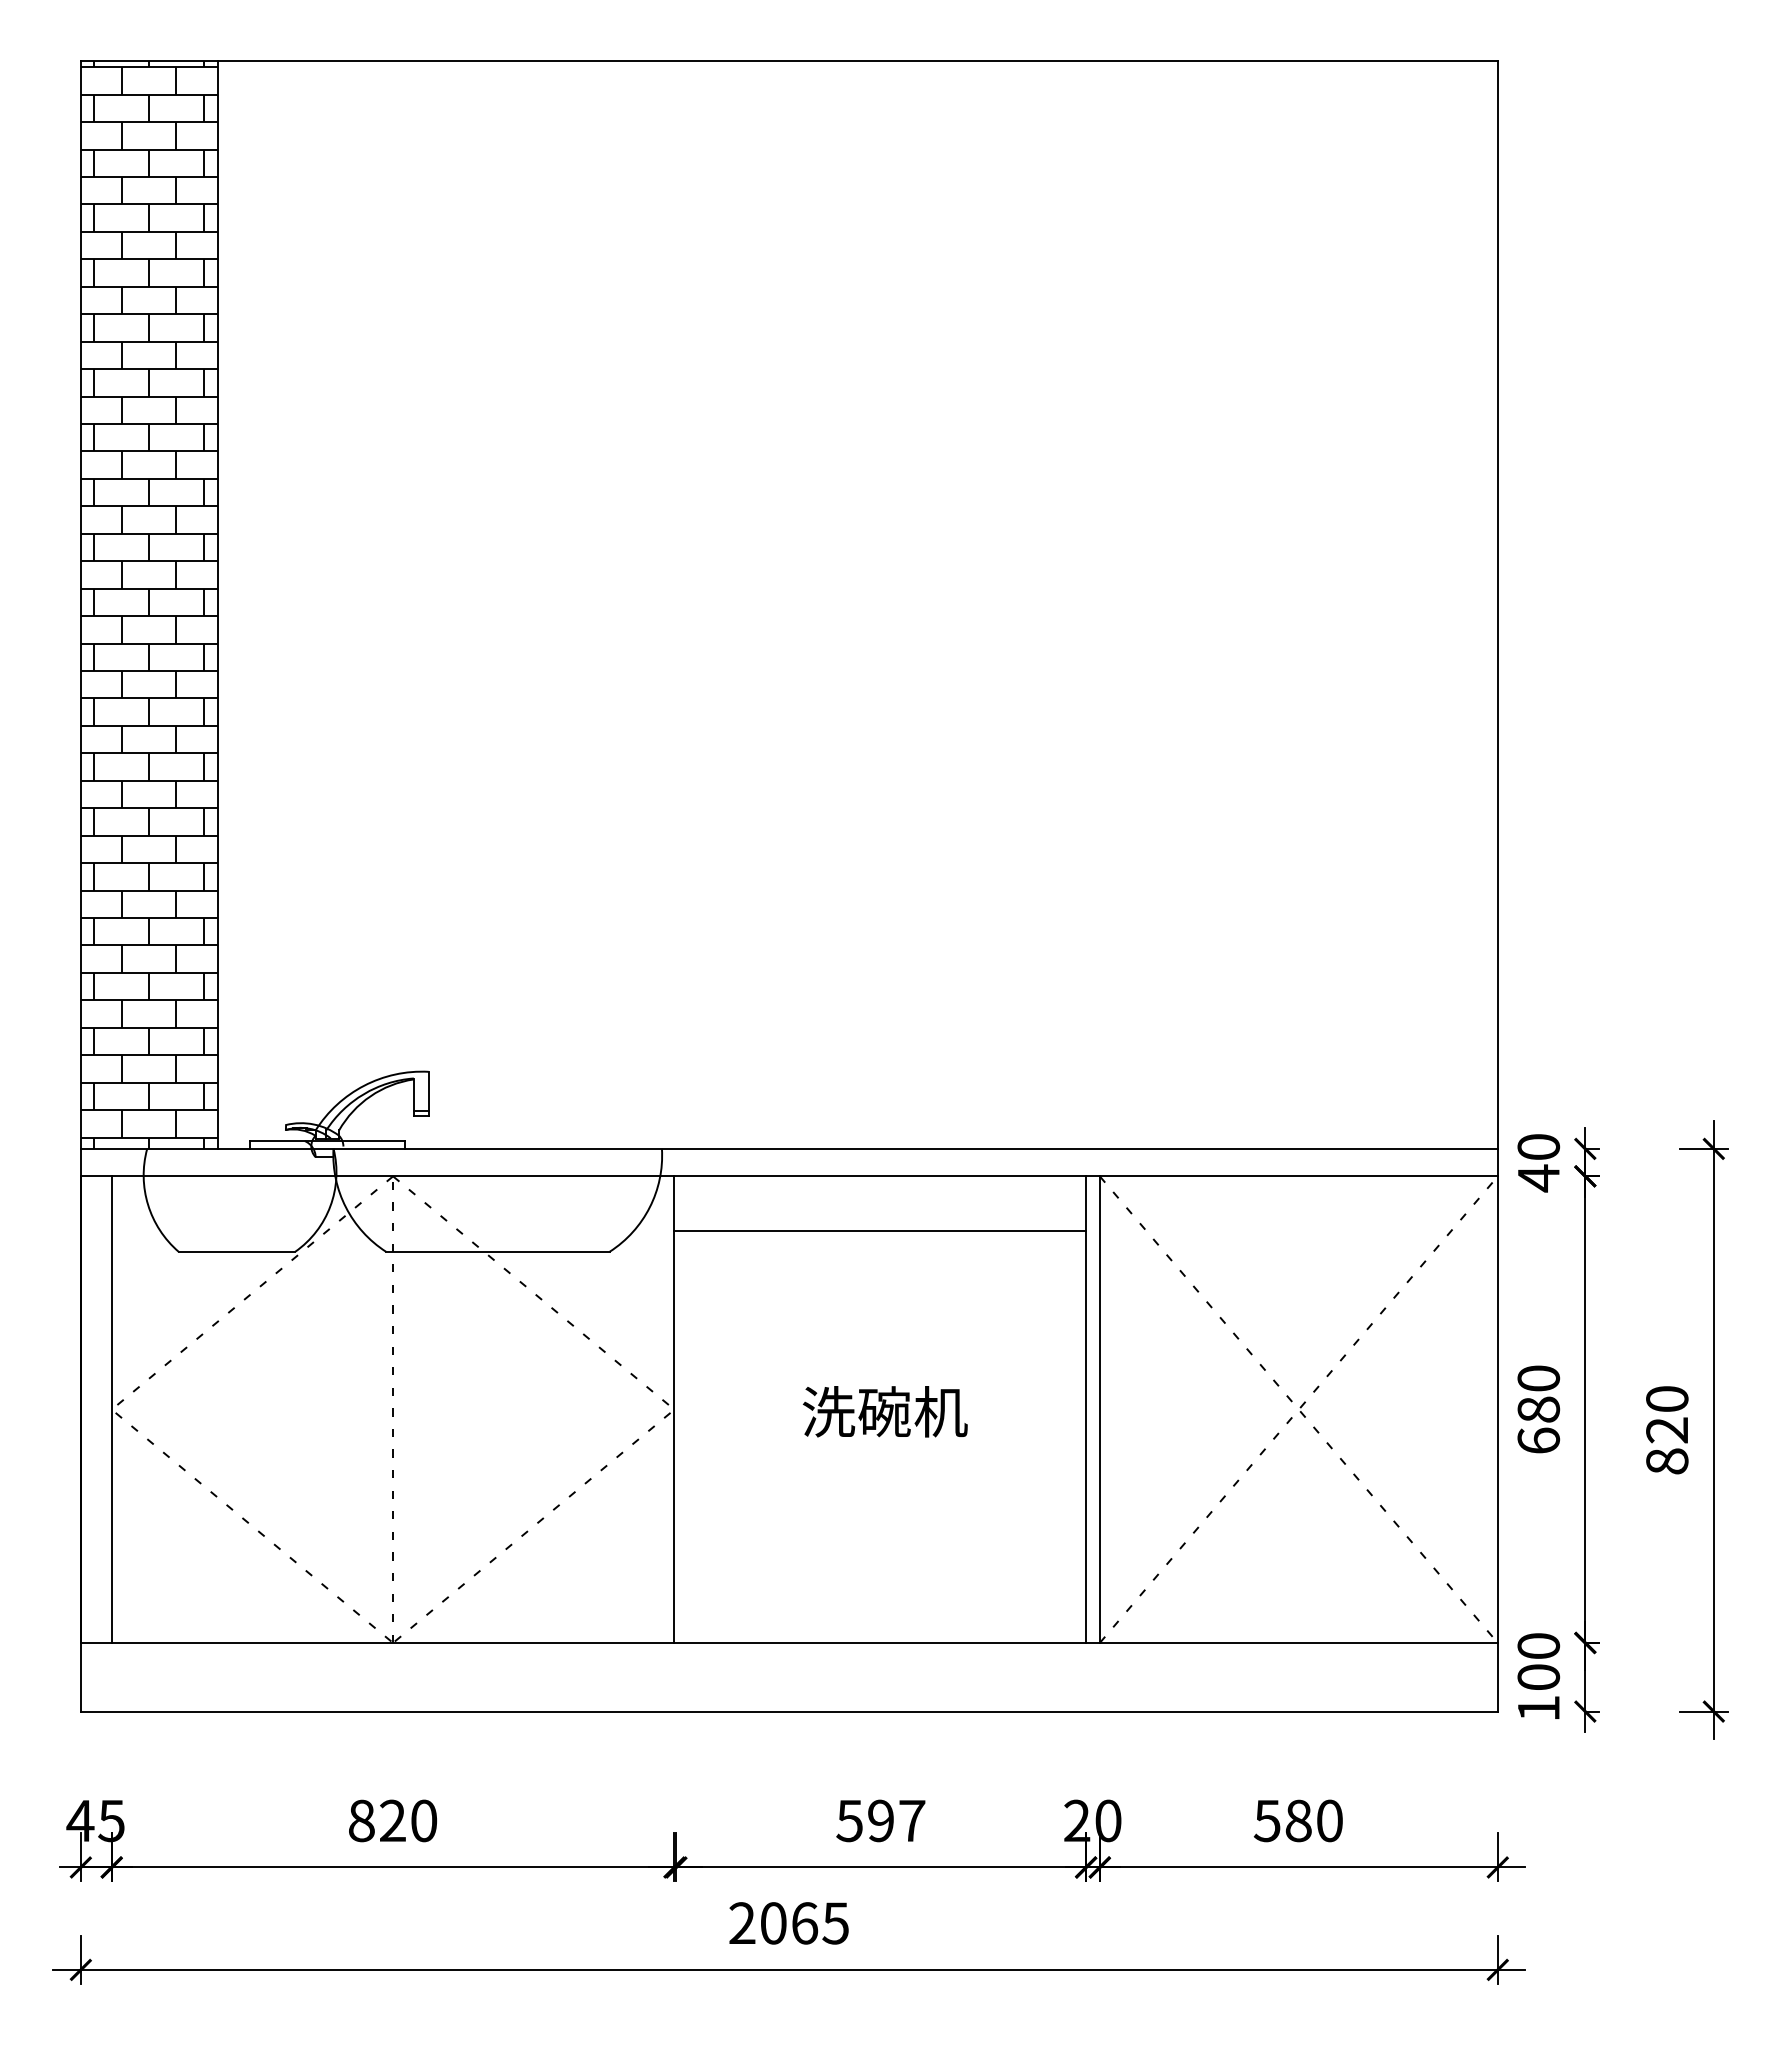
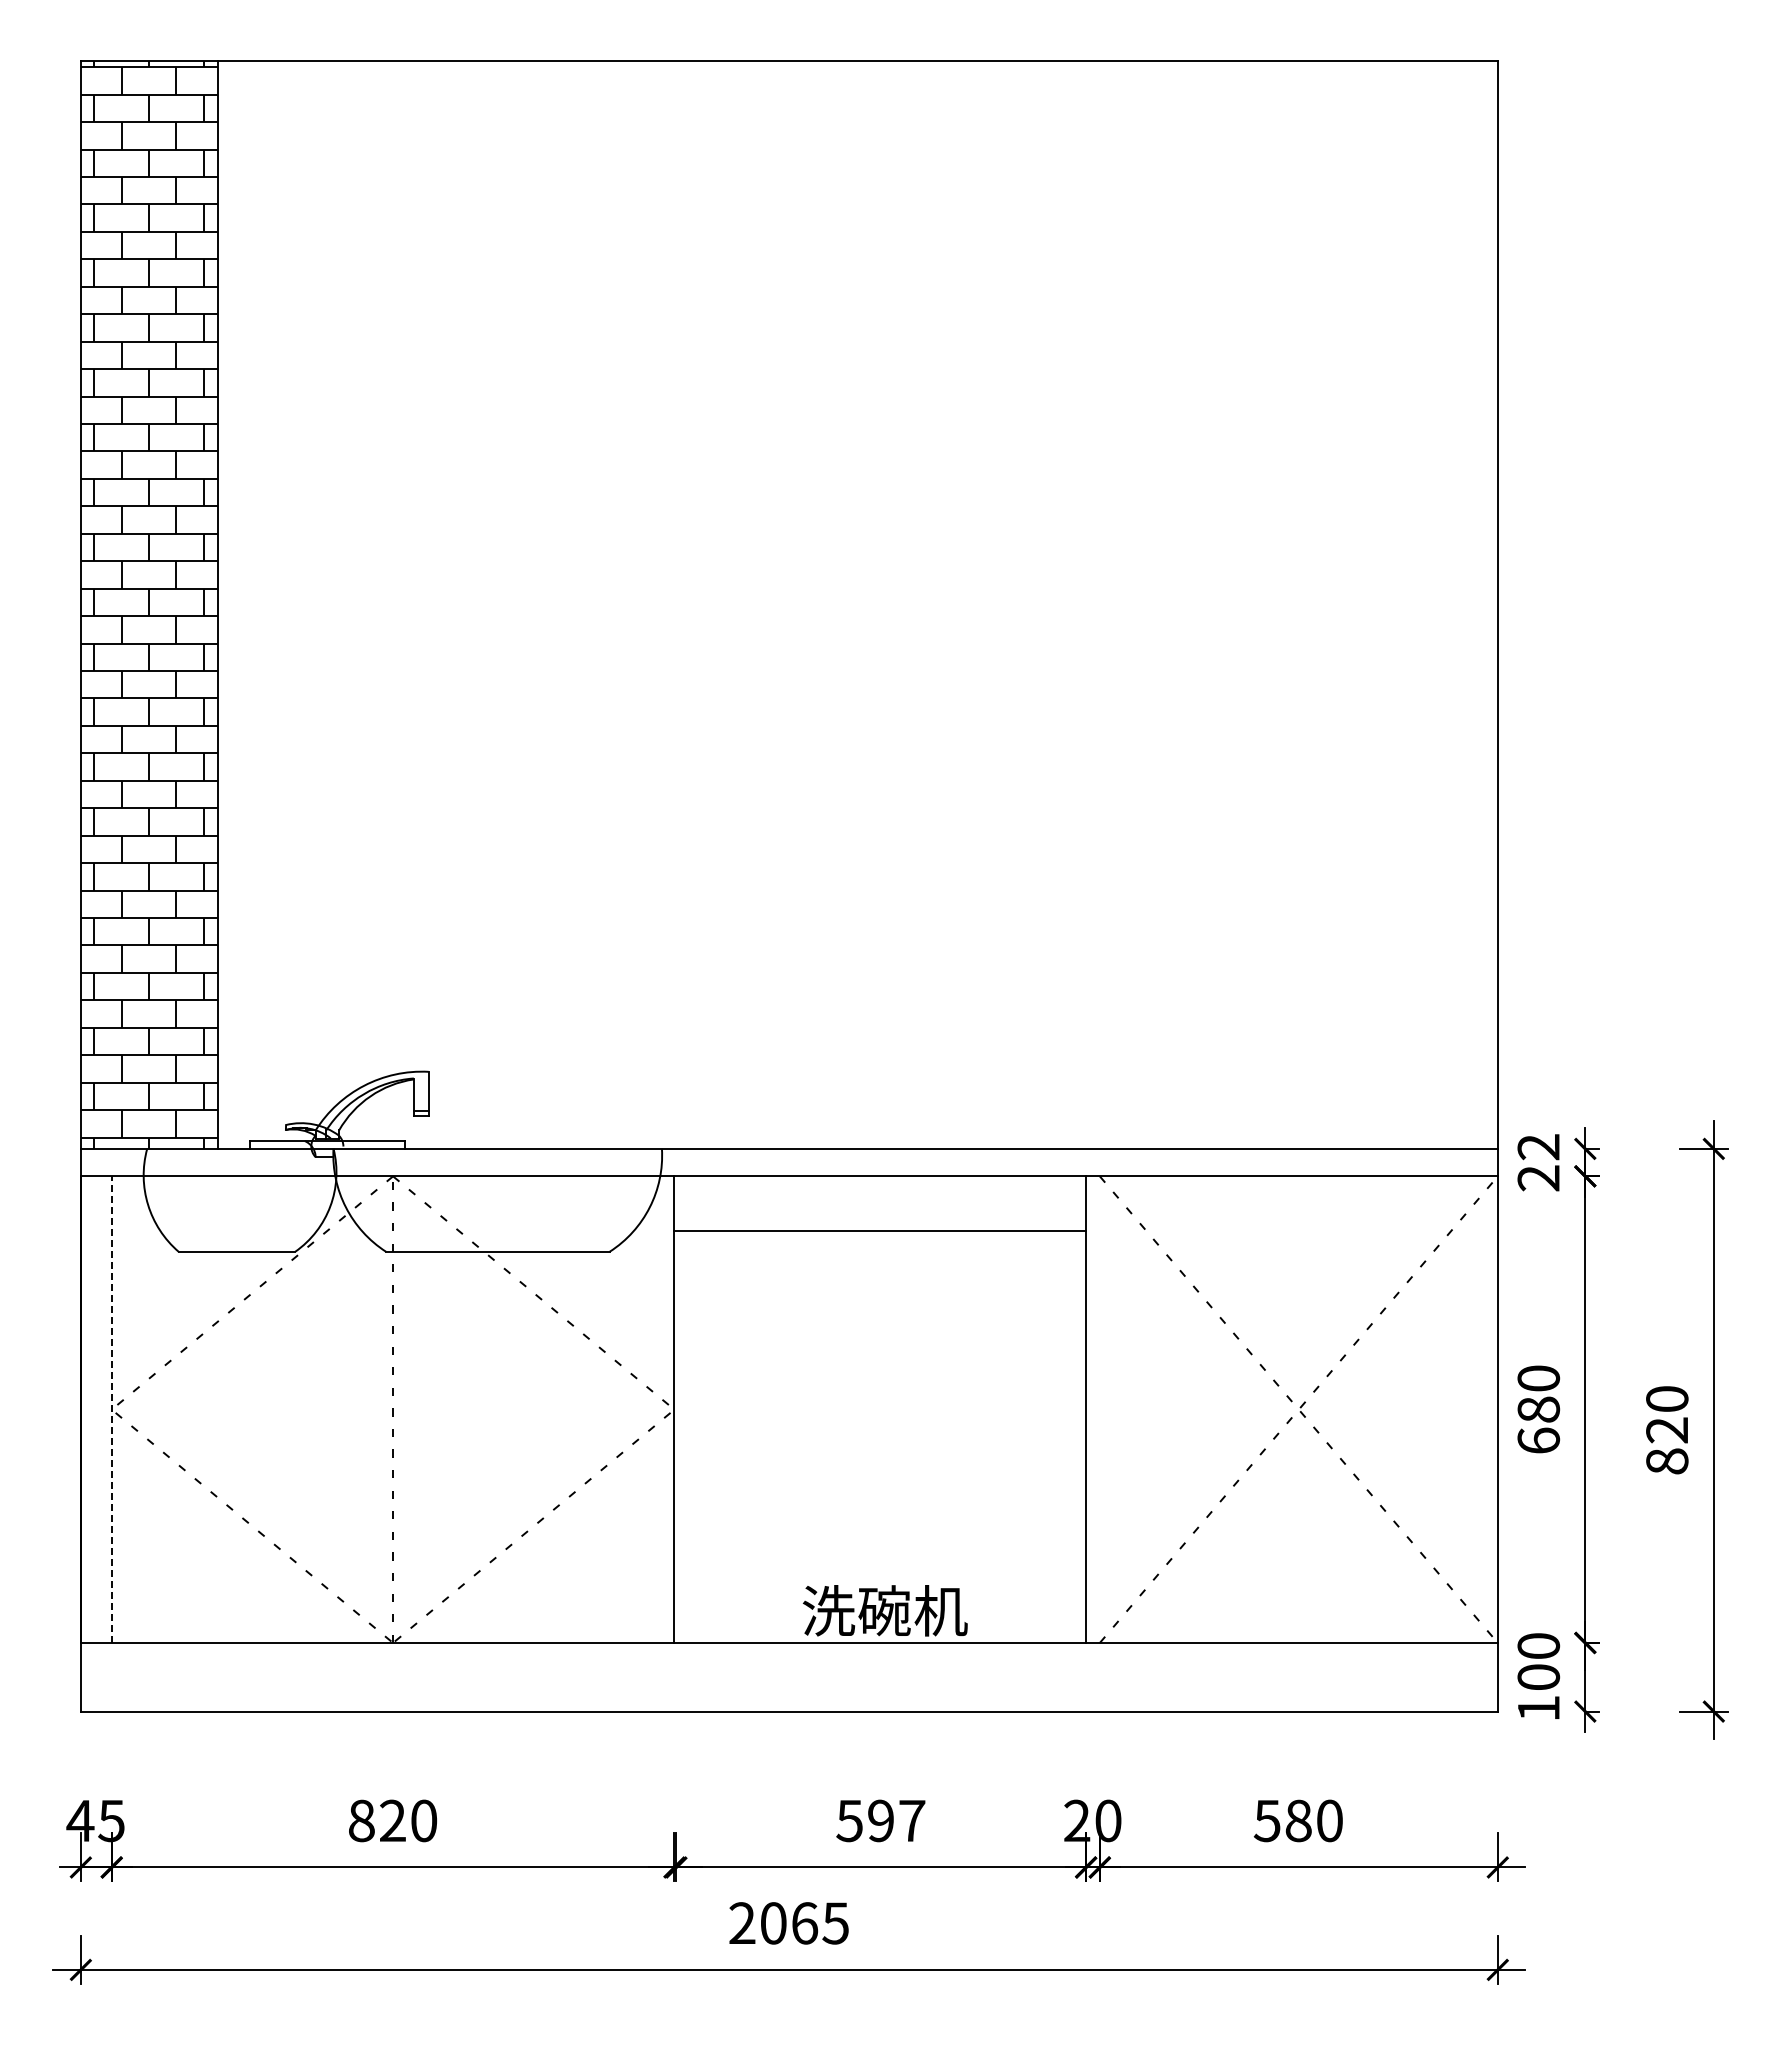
text: 40 -> 22 (1538, 1163)
line: solid -> dashed (111, 1409)
line: present -> none (1099, 1409)
text position: (884, 1411) -> (884, 1610) (884, 1610)
